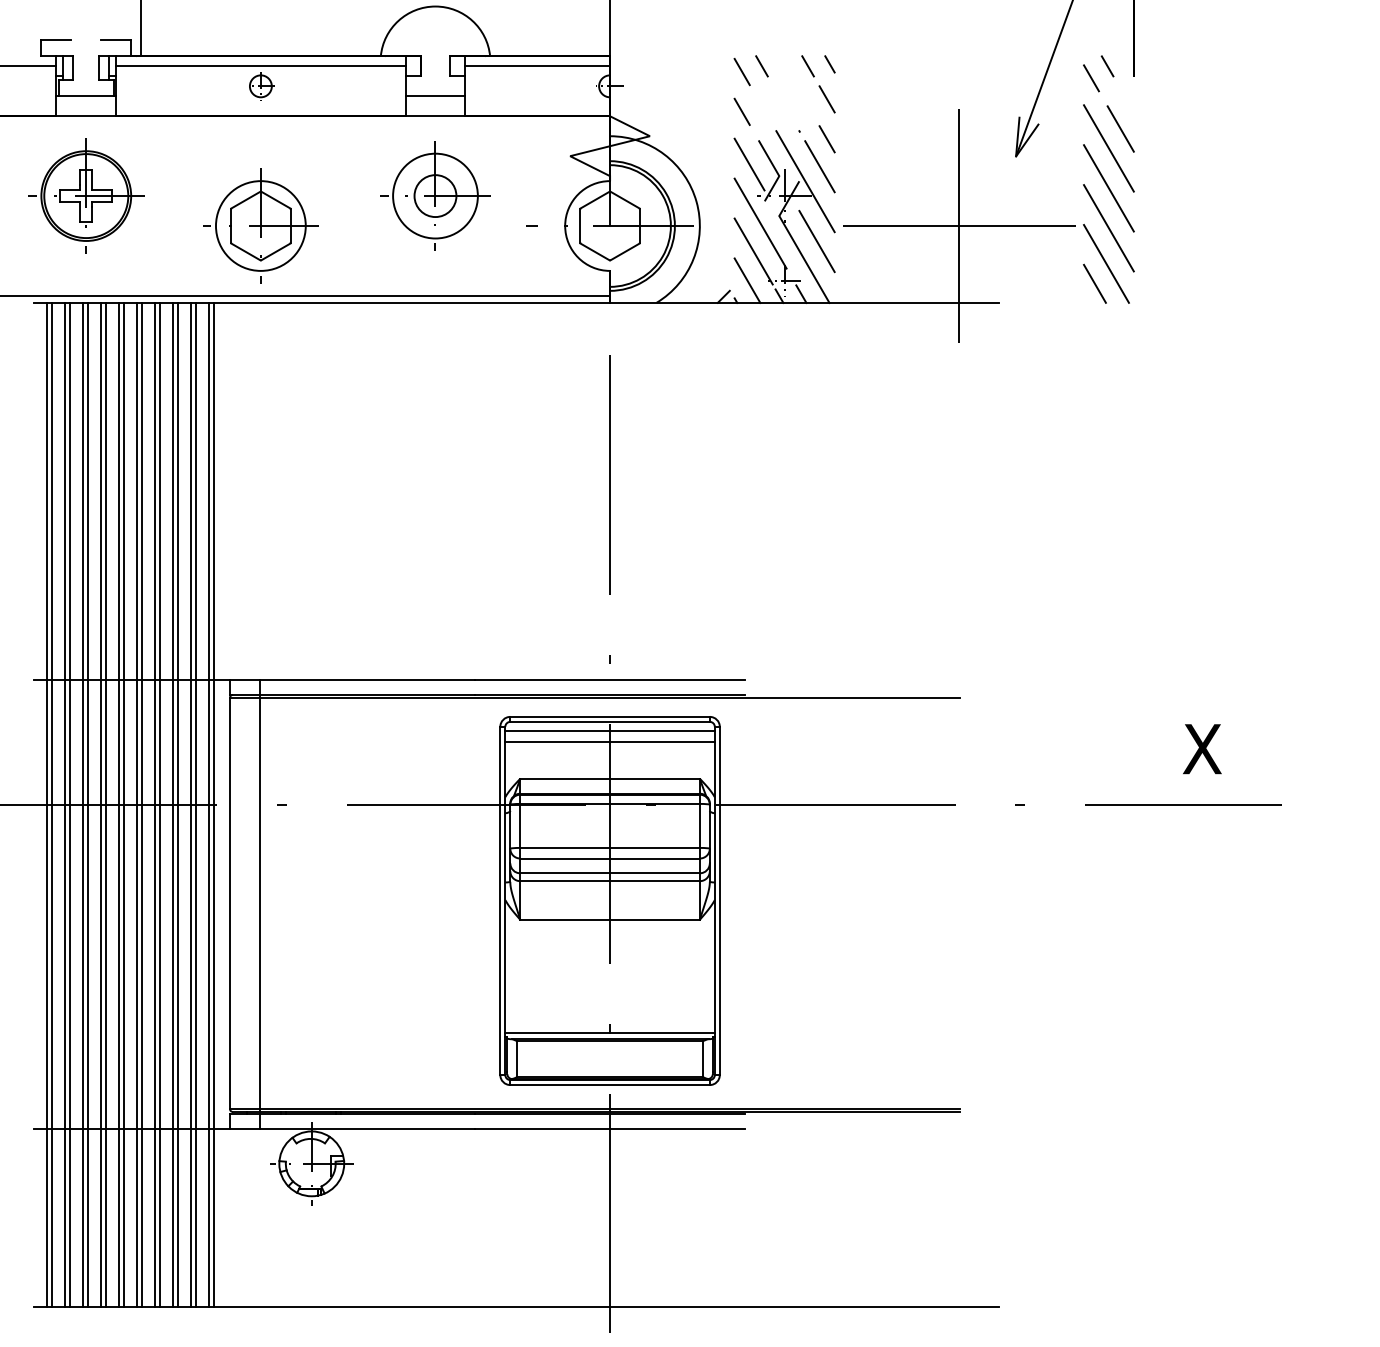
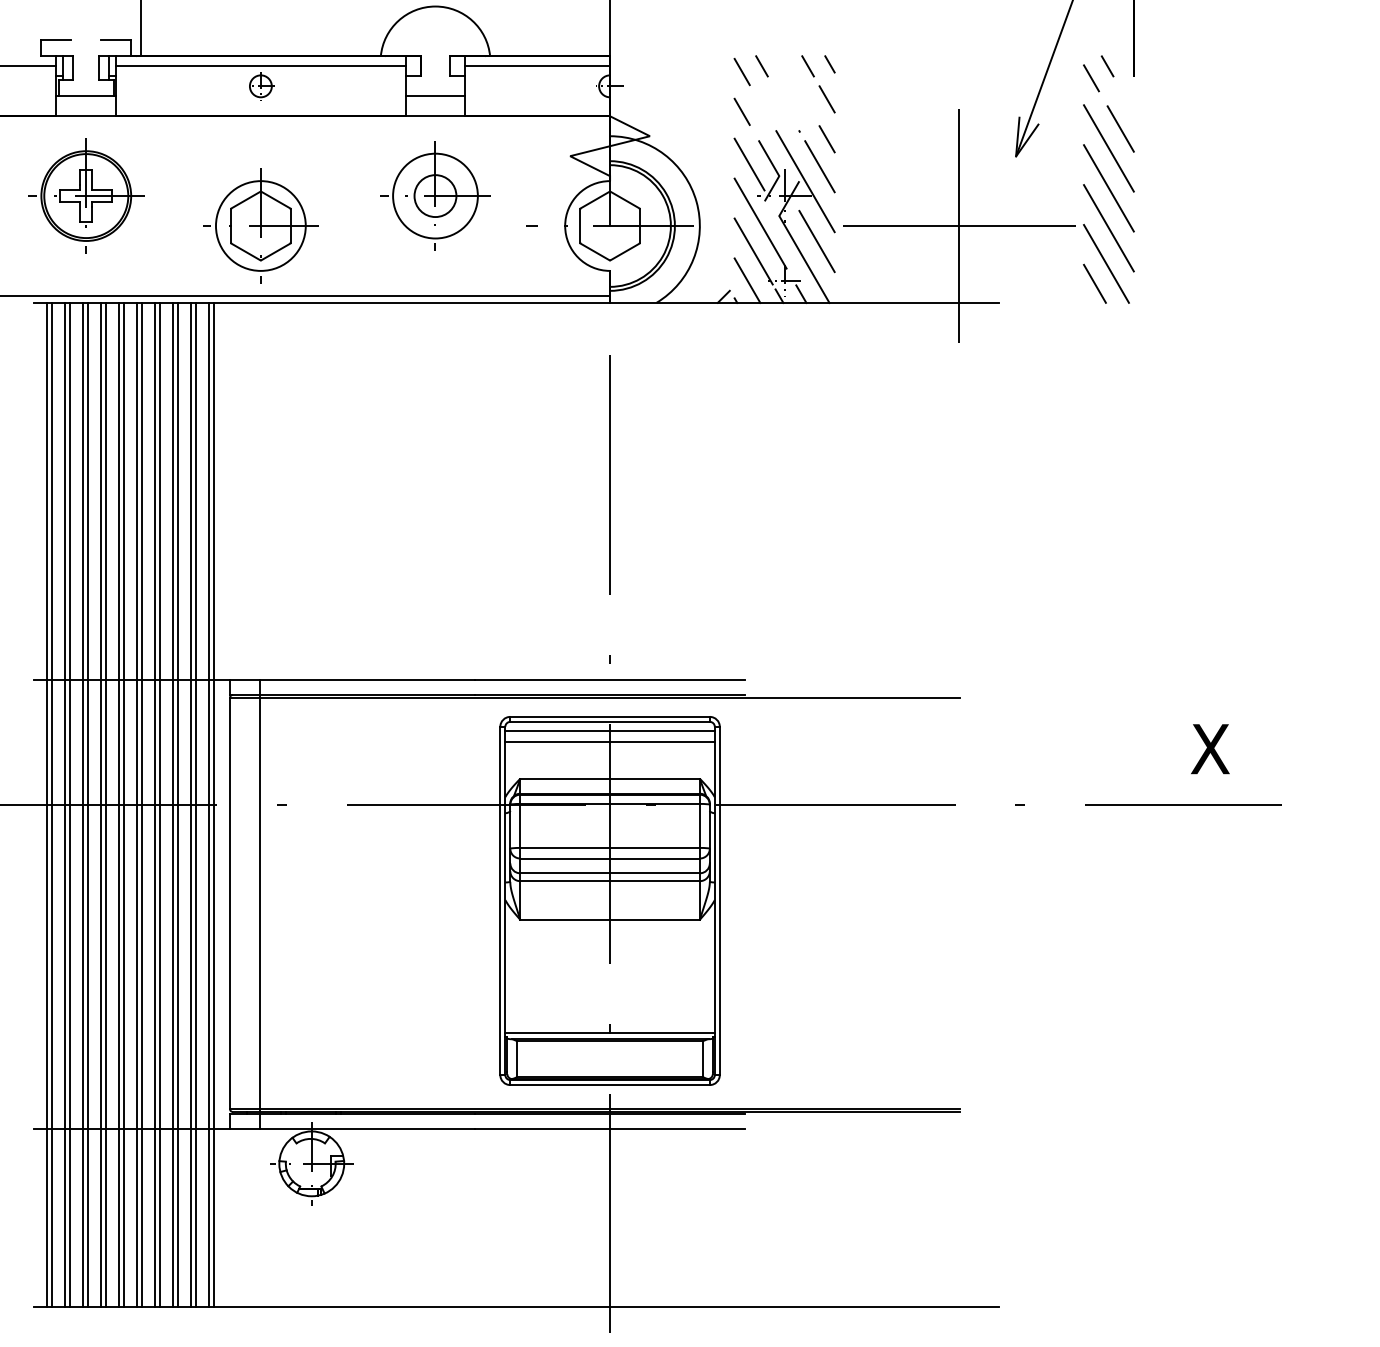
text position: (1202, 749) -> (1210, 749) (1210, 749)
